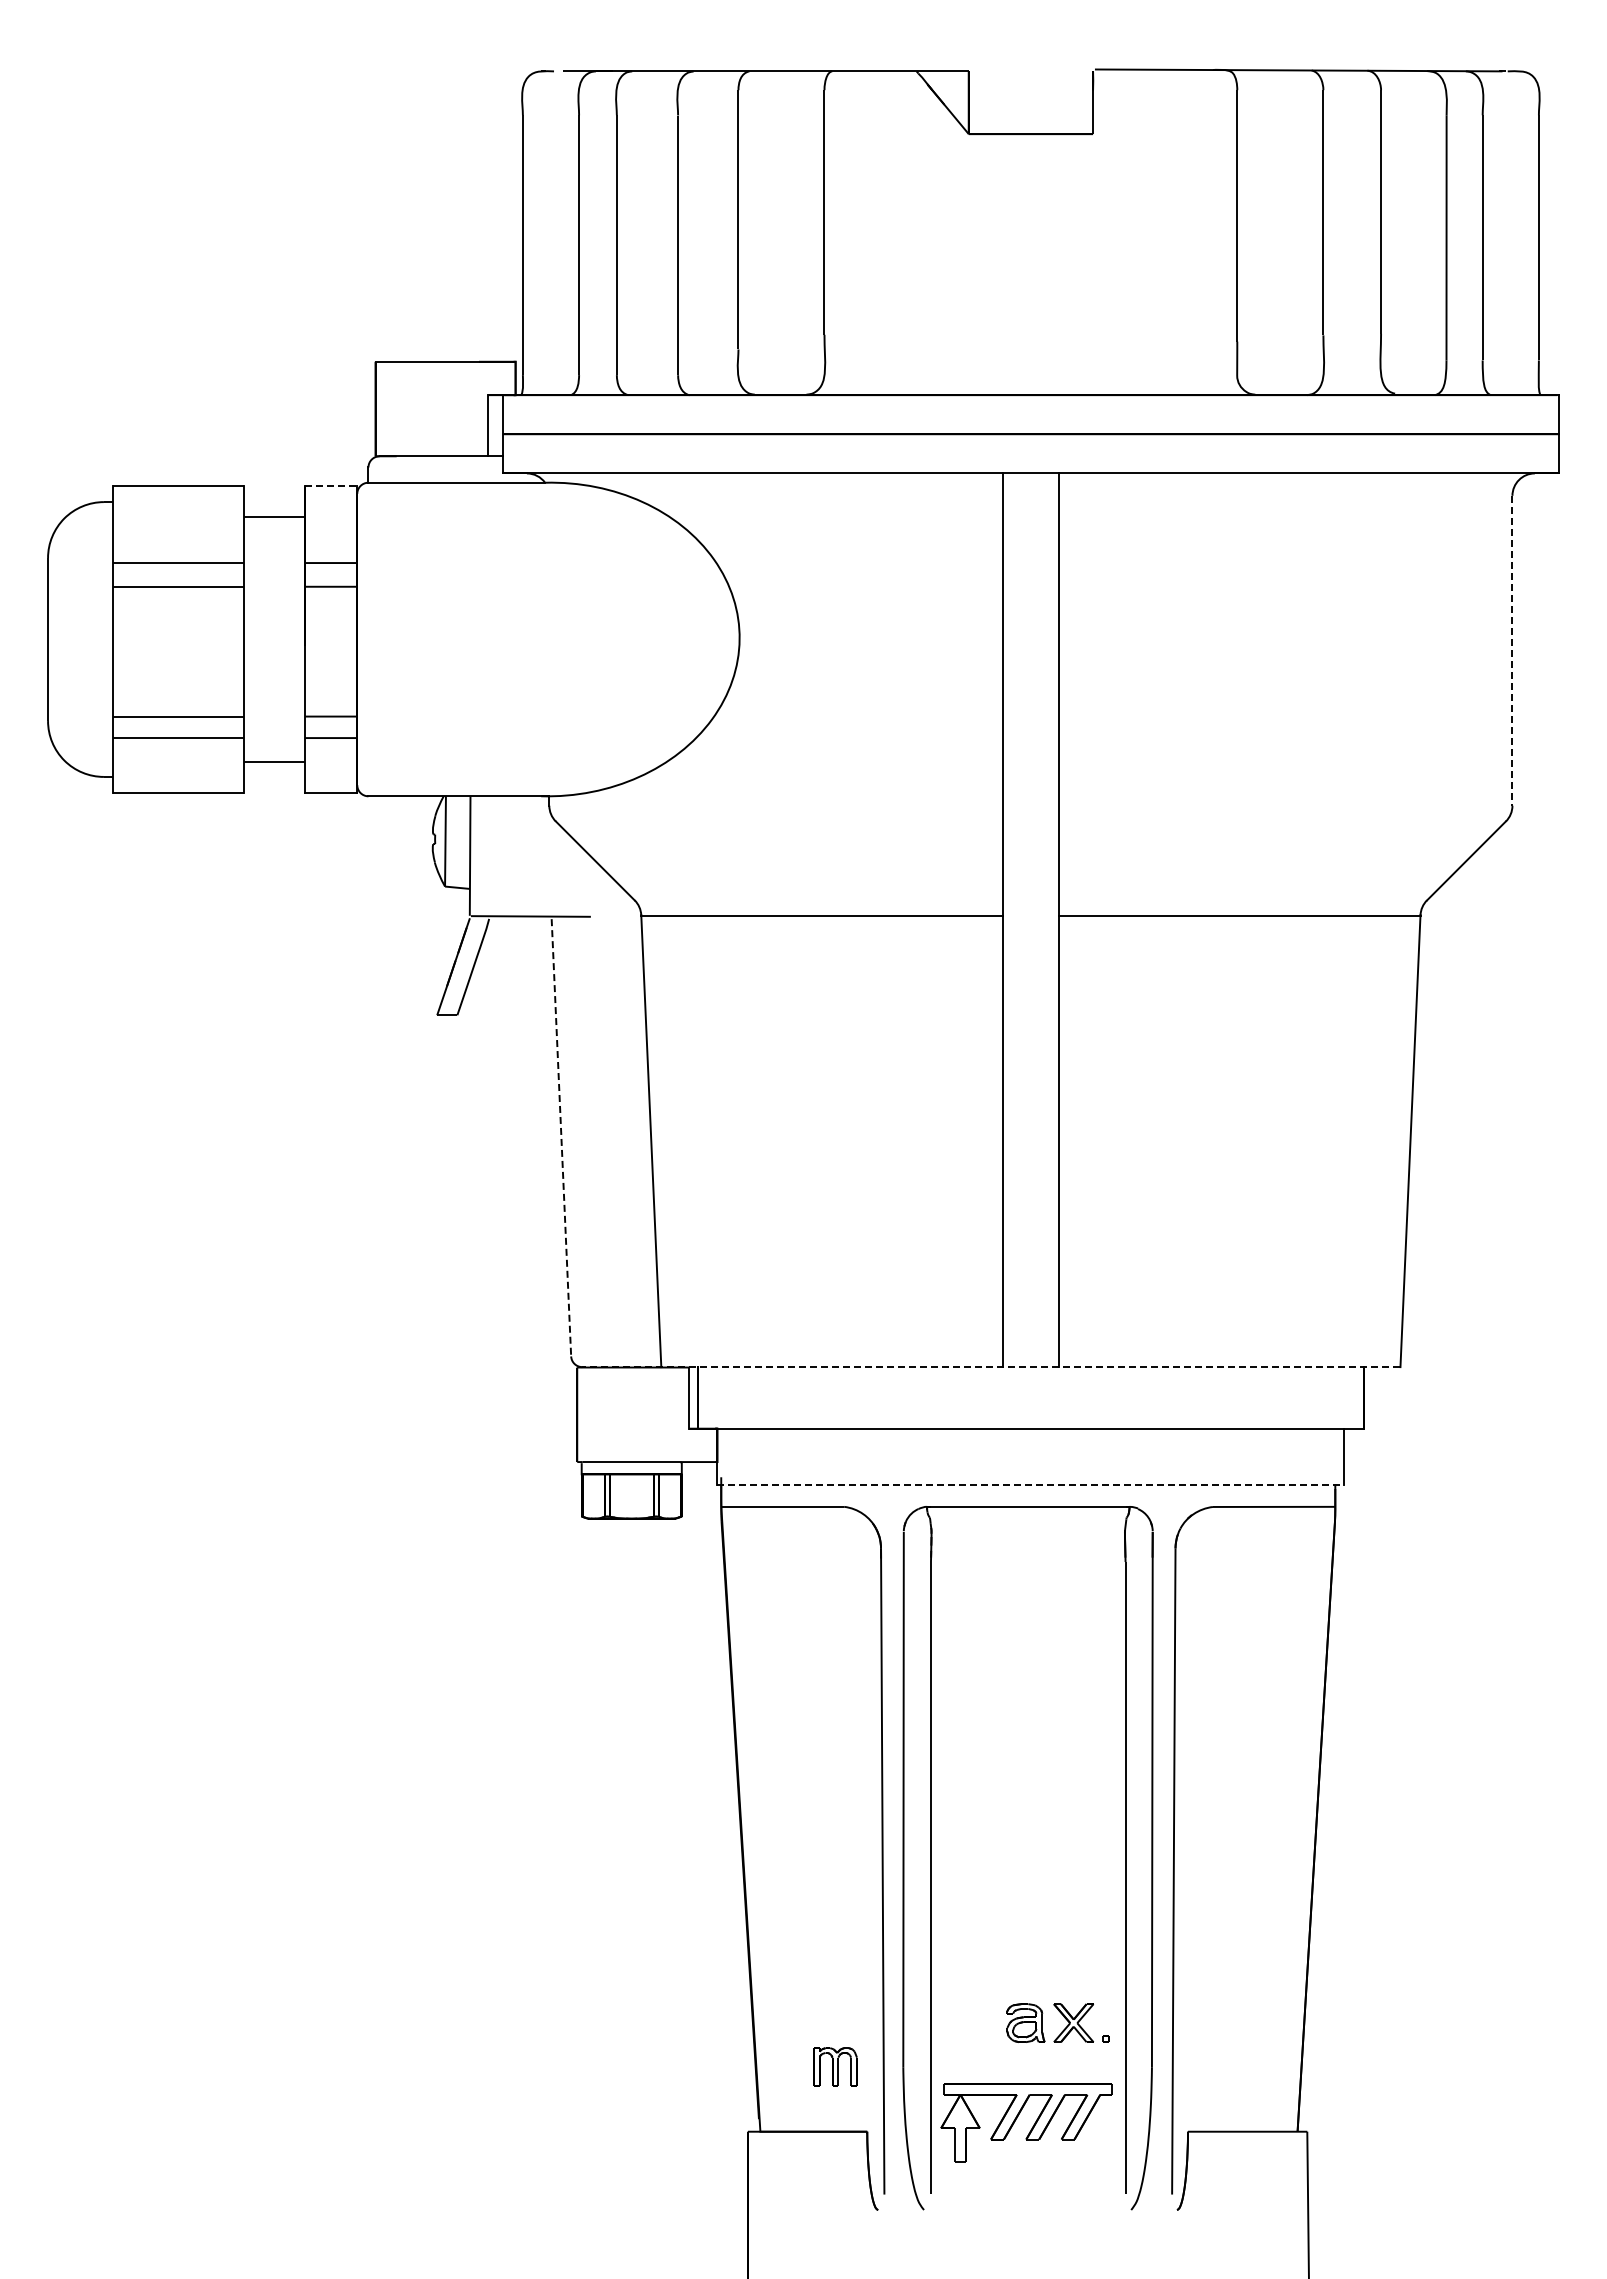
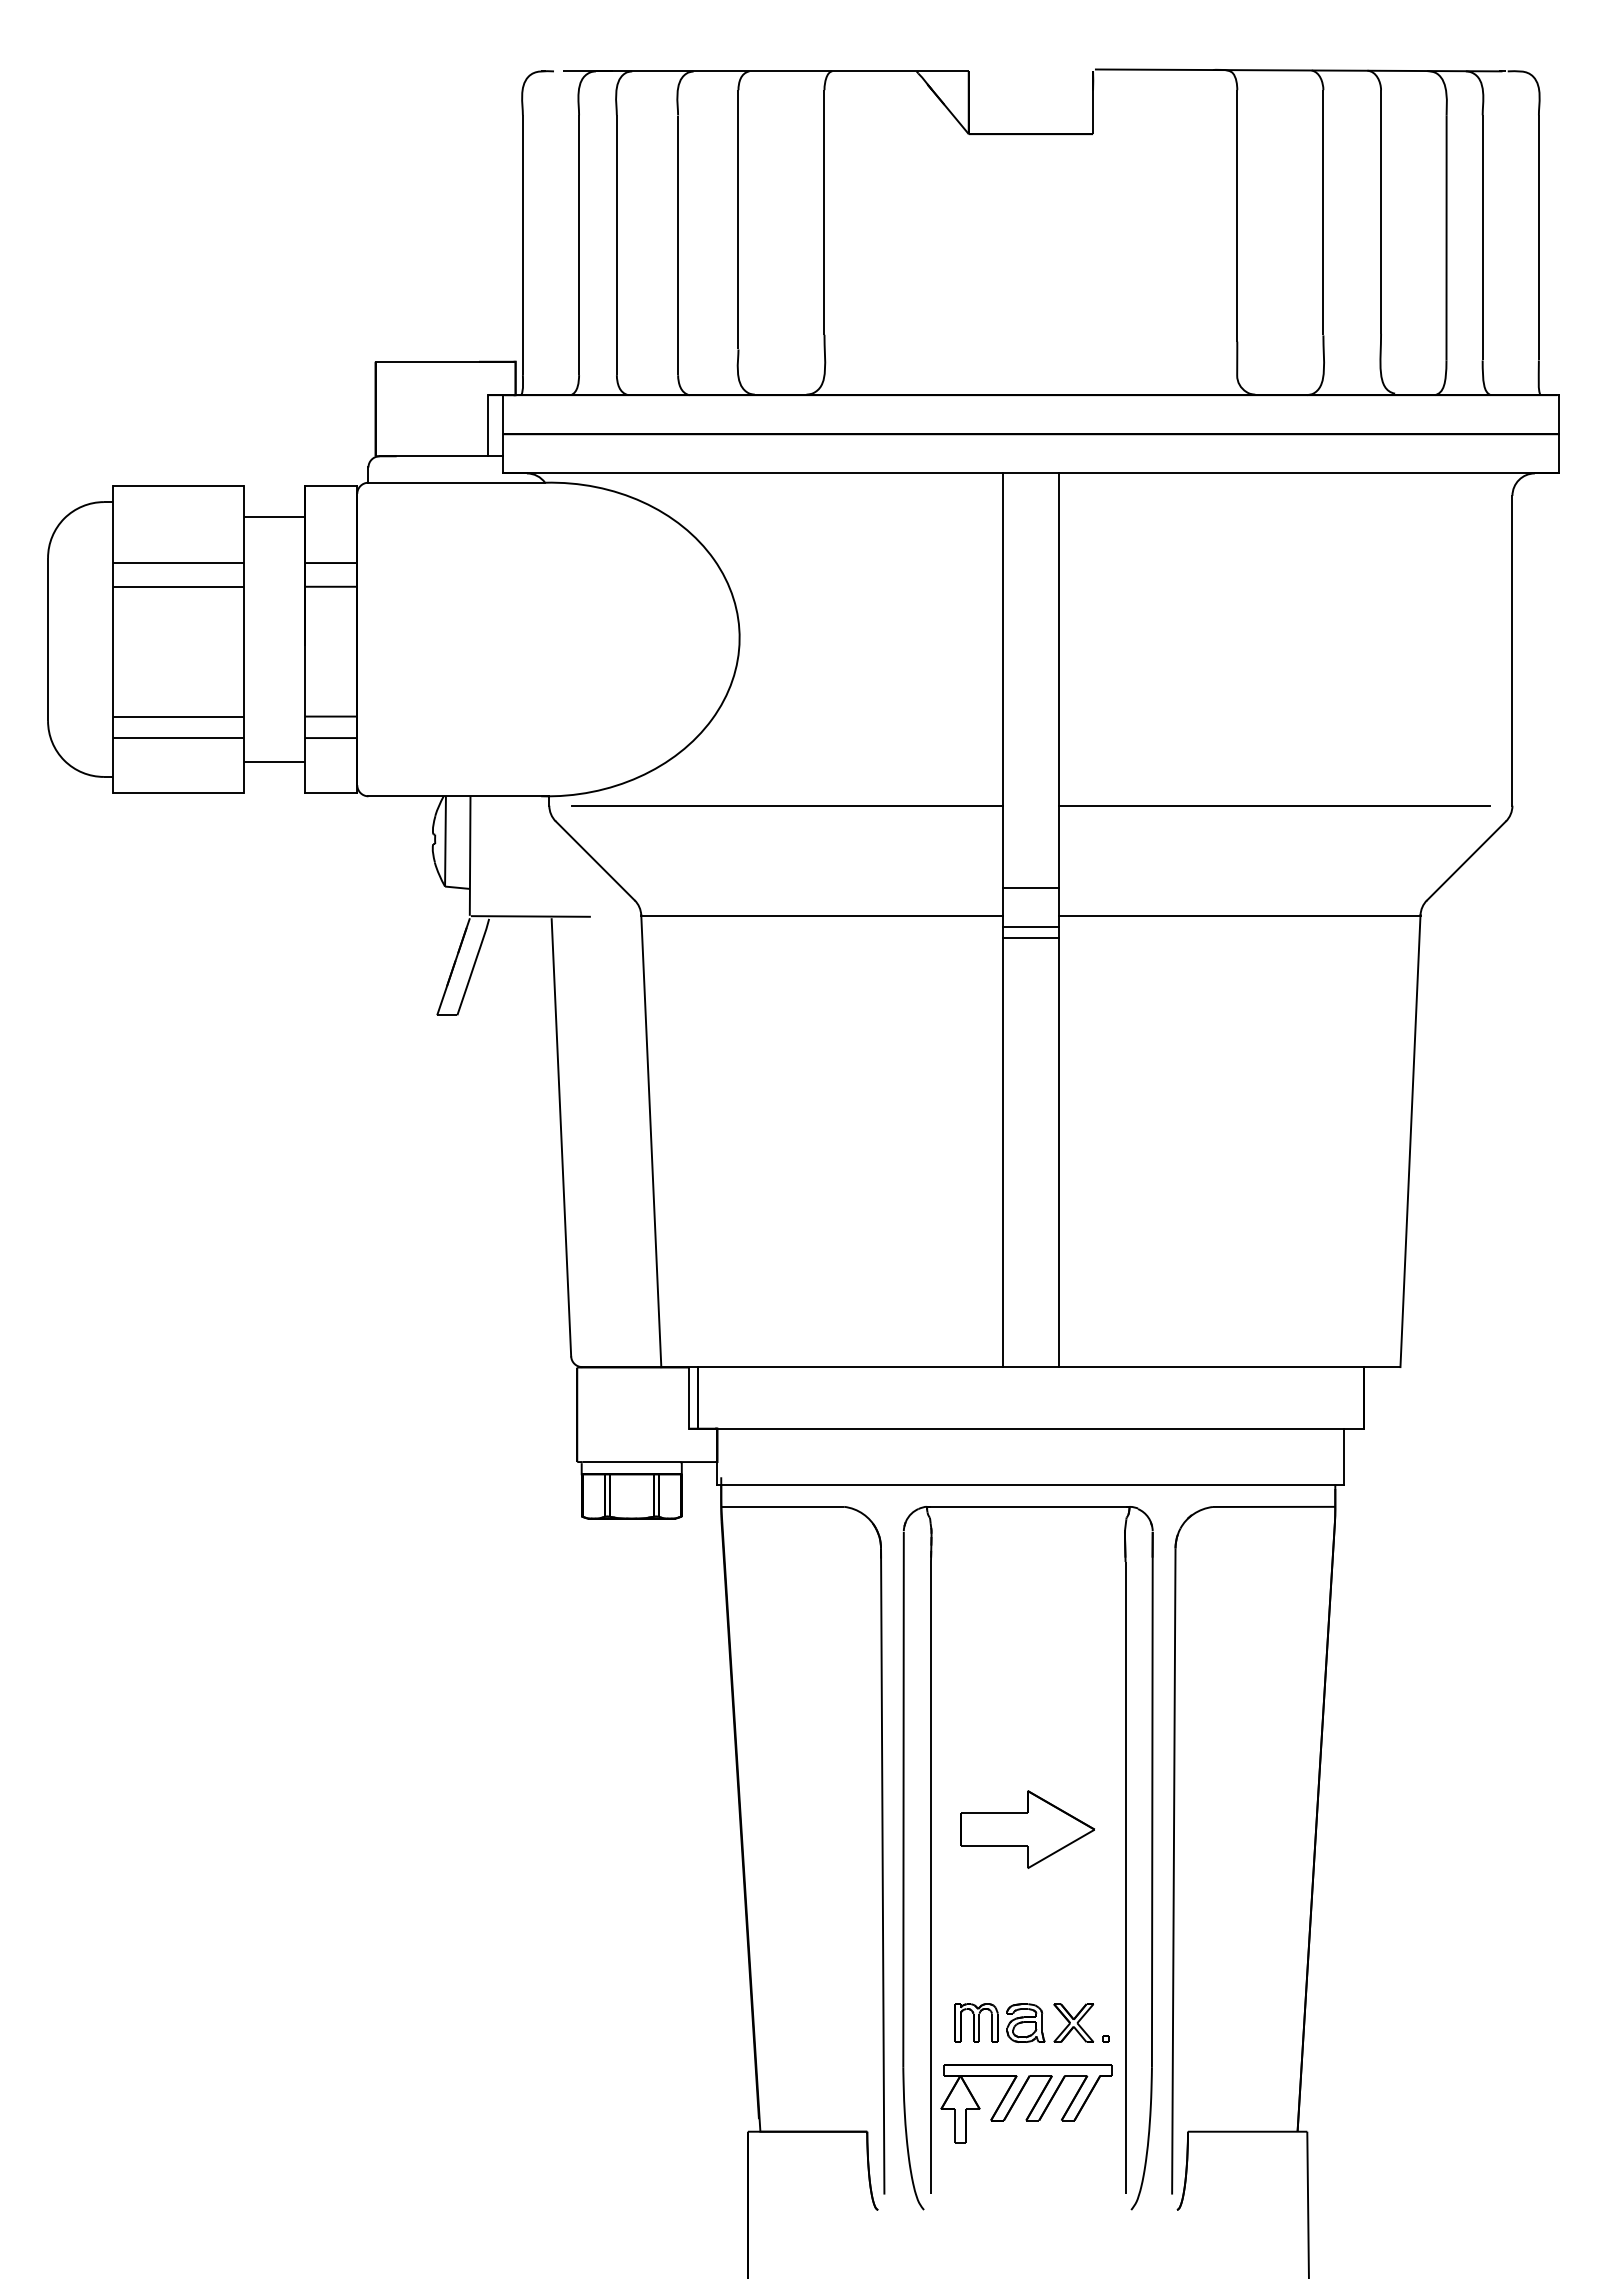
line: dashed -> solid (331, 485)
line: dashed -> solid (1512, 650)
line: none -> present (786, 805)
line: none -> present (1274, 805)
line: none -> present (1030, 888)
line: none -> present (1030, 926)
line: none -> present (1030, 937)
line: dashed -> solid (561, 1137)
line: dashed -> solid (990, 1367)
line: dashed -> solid (1030, 1484)
part: none -> present (1027, 1829)
part position: (835, 2066) -> (976, 2022) (976, 2022)
part position: (1032, 2126) -> (1032, 2107) (1032, 2107)
